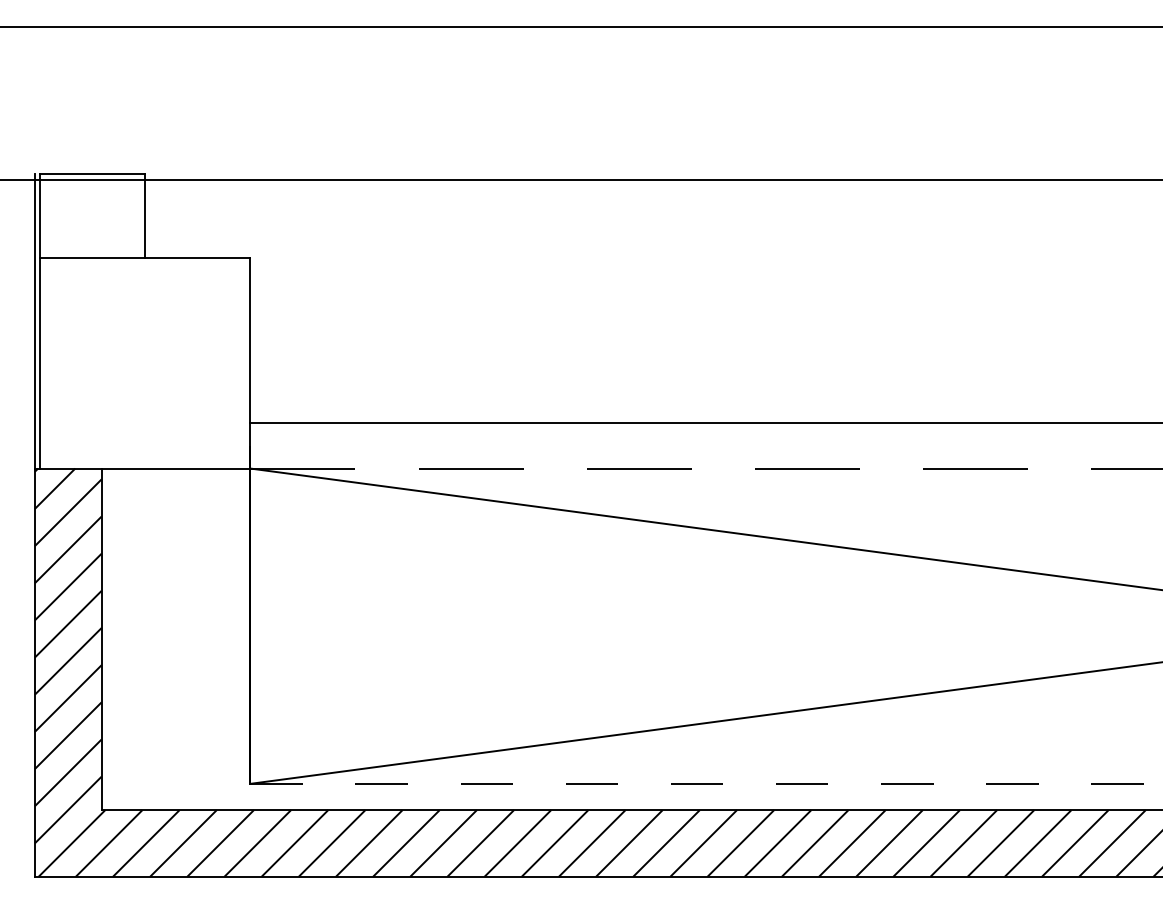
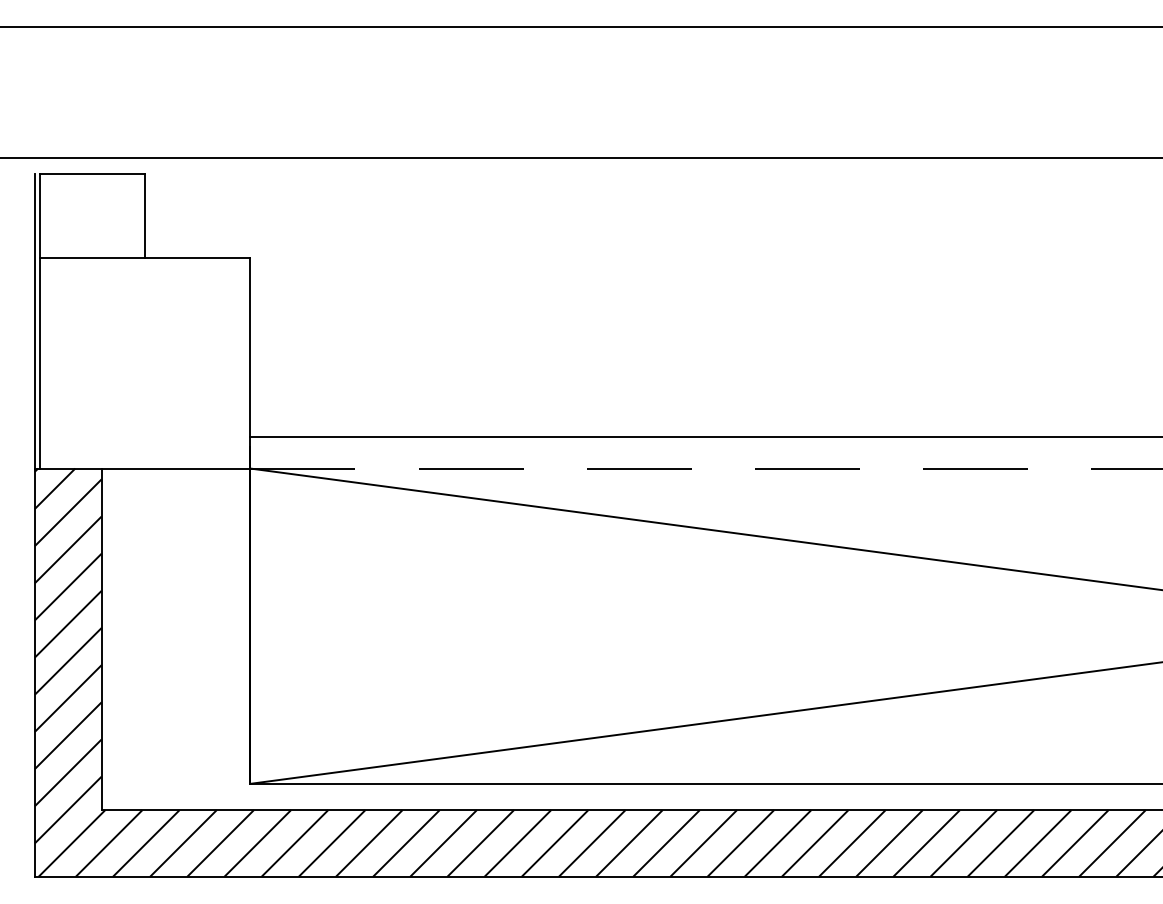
line position: (580, 180) -> (580, 158) (580, 158)
line position: (704, 423) -> (704, 437) (704, 437)
line: dashed -> solid (706, 783)
